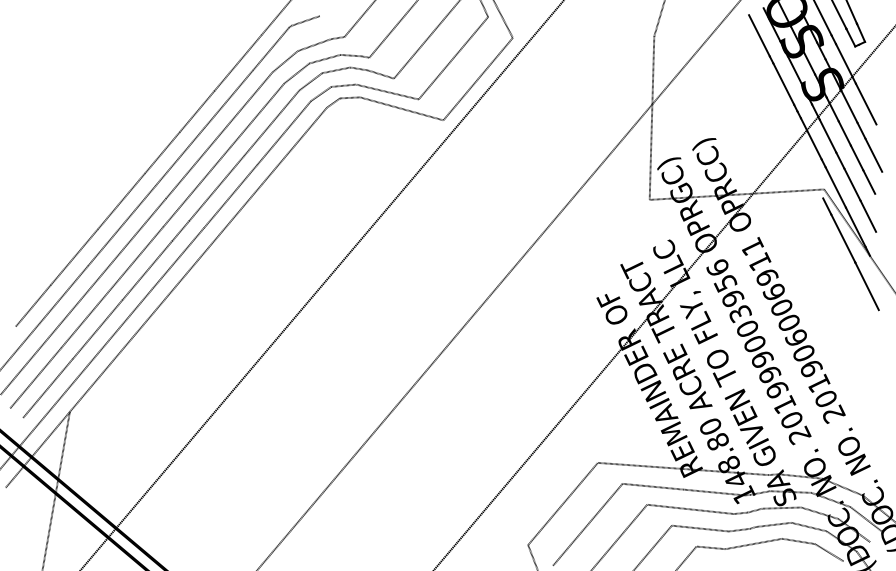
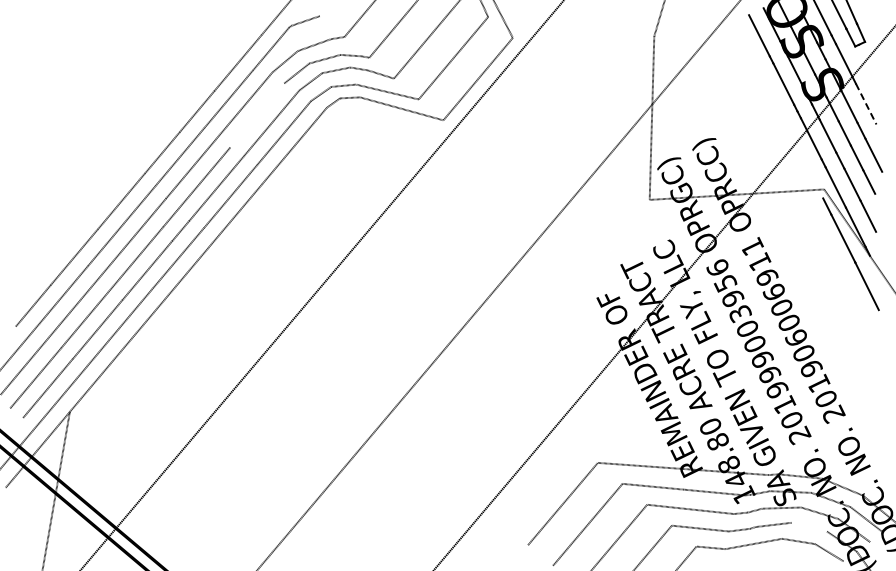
line: solid -> dashed (866, 104)
line: present -> none (257, 115)
line: present -> none (808, 526)
line: present -> none (532, 556)
